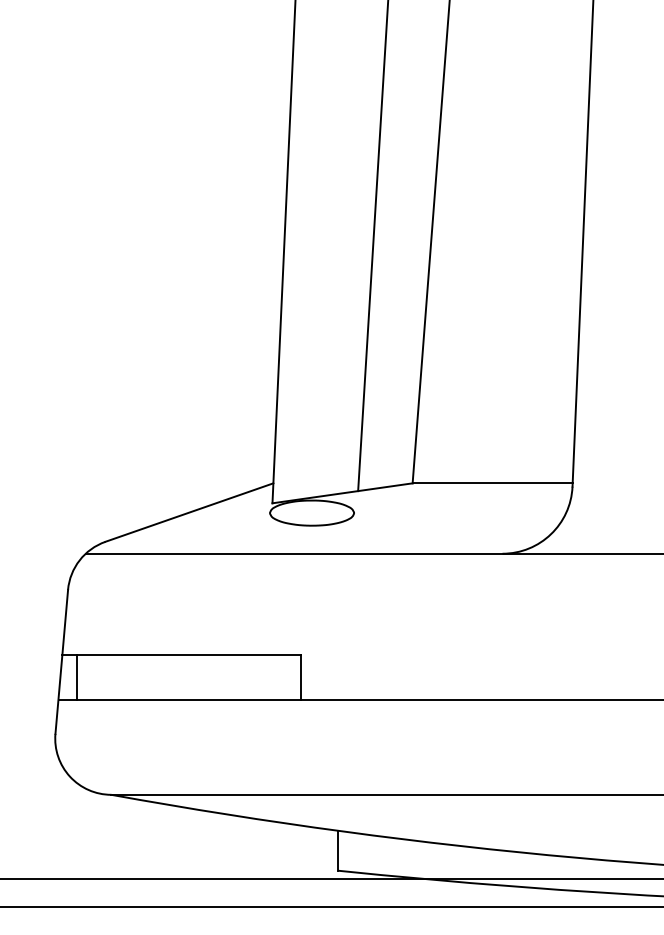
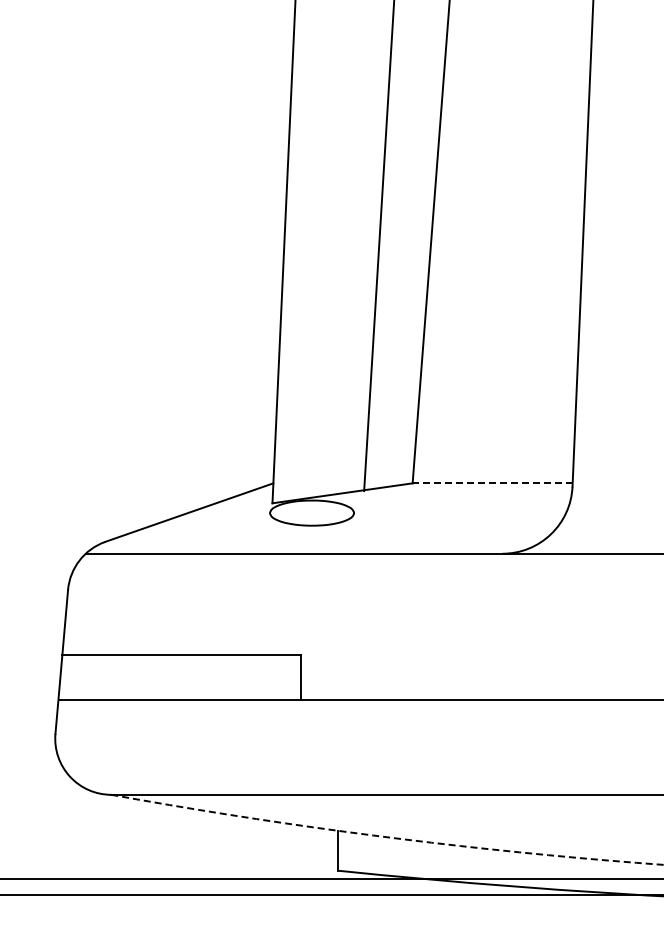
line position: (373, 246) -> (379, 246) (379, 246)
line: solid -> dashed (492, 483)
line: present -> none (77, 676)
arc: solid -> dashed (387, 837)
line position: (331, 906) -> (331, 894) (331, 894)
